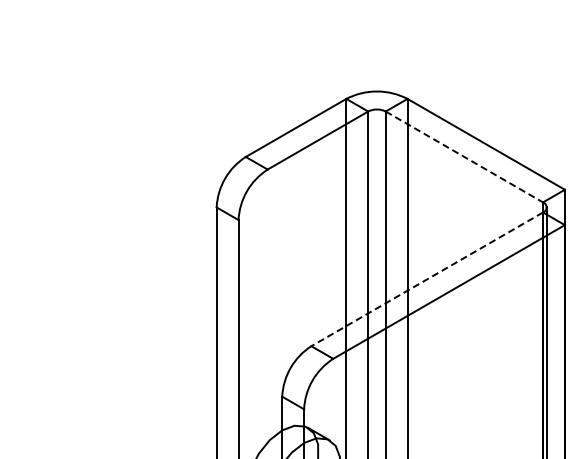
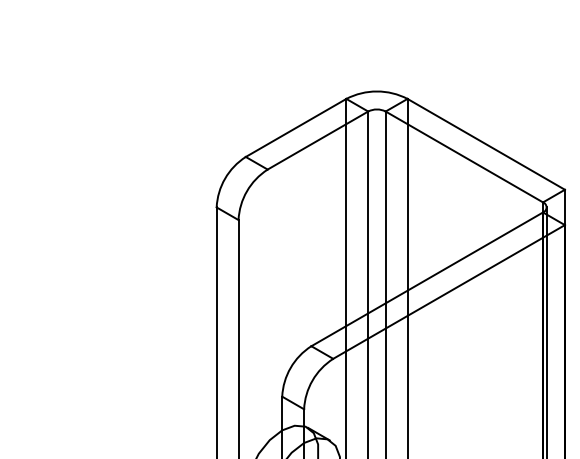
line: dashed -> solid (464, 156)
line: dashed -> solid (427, 279)
